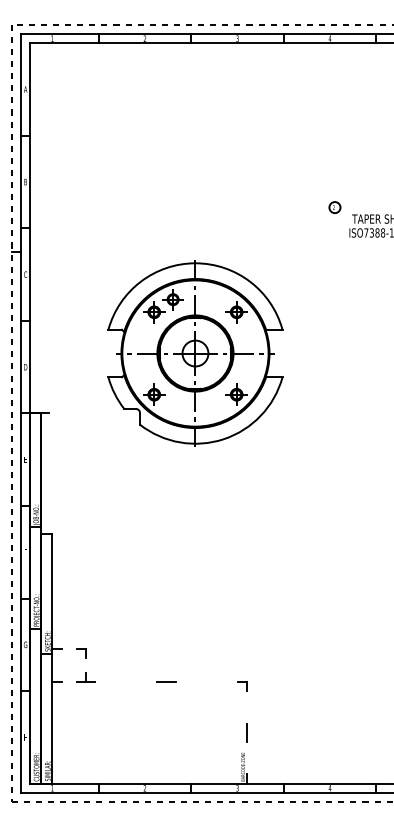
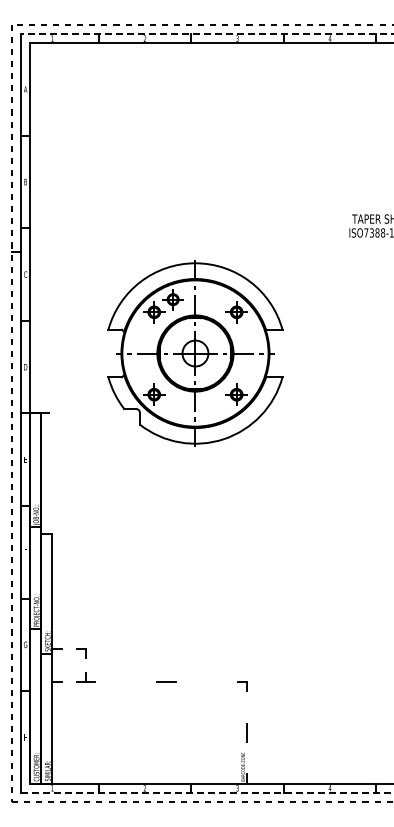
line: solid -> dashed (206, 34)
part: present -> none (334, 207)
line: solid -> dashed (207, 792)
